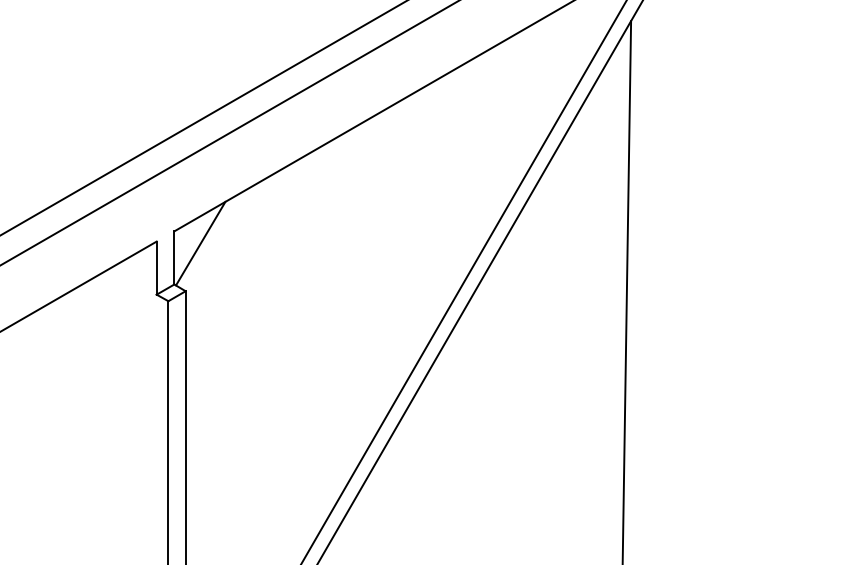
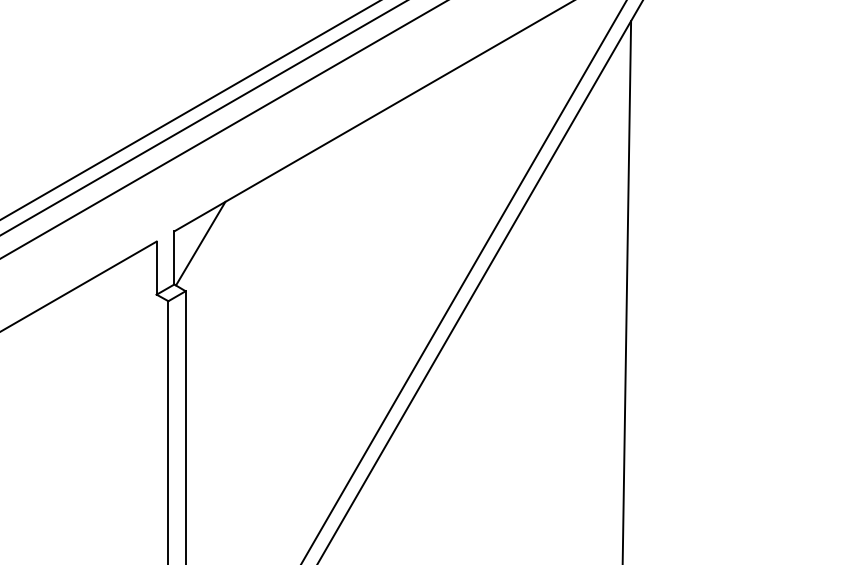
line: none -> present (189, 110)
line position: (229, 133) -> (223, 129) (223, 129)
